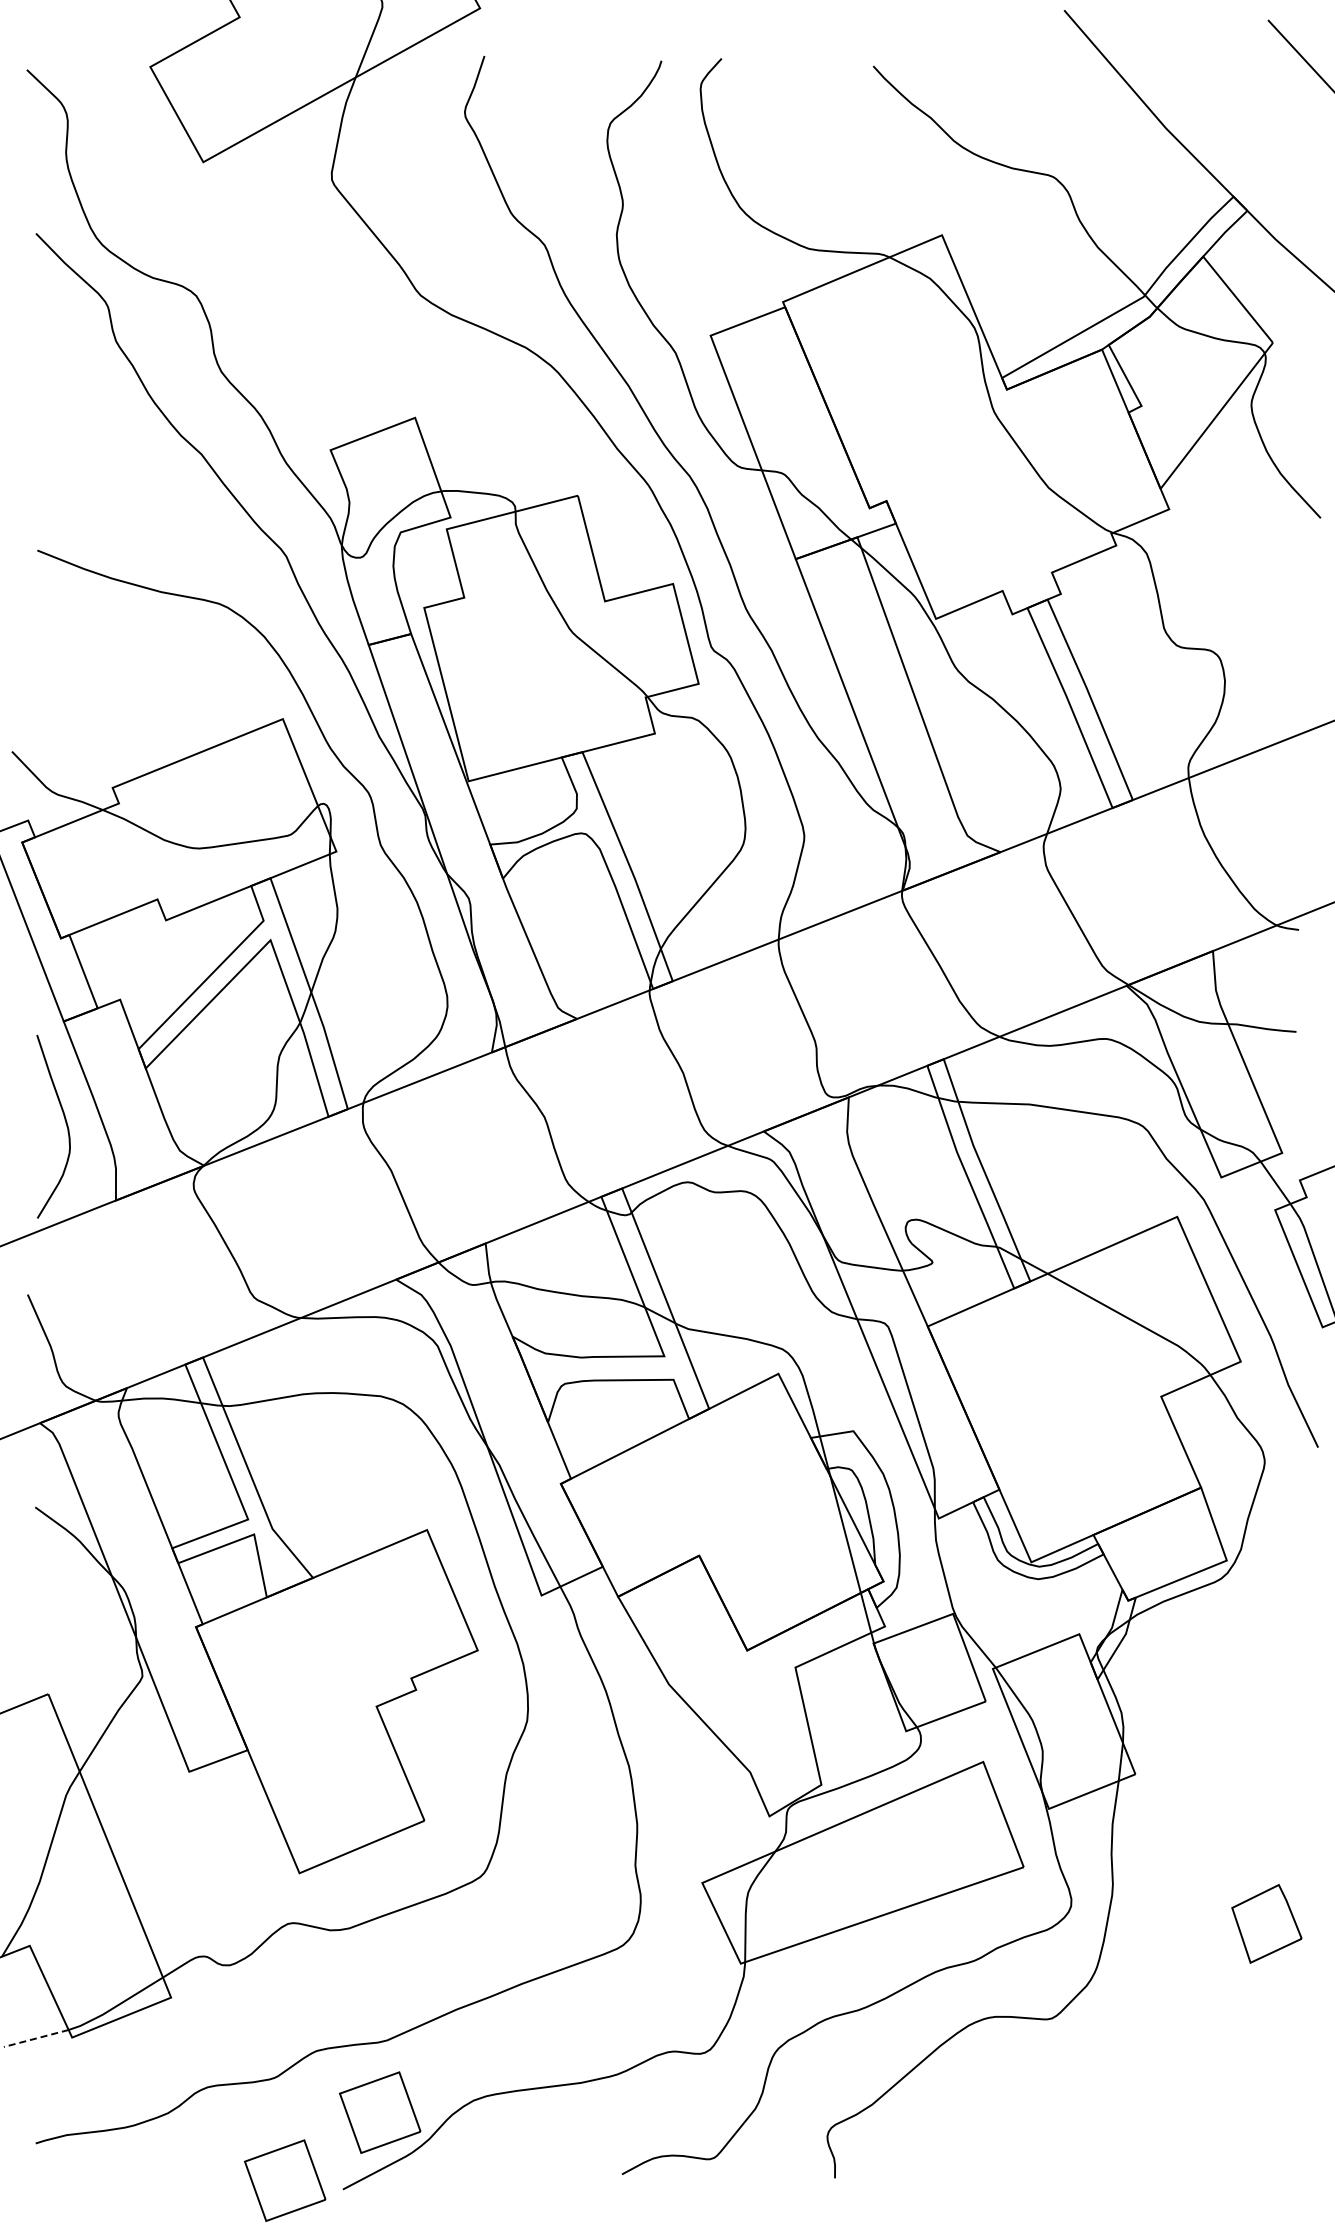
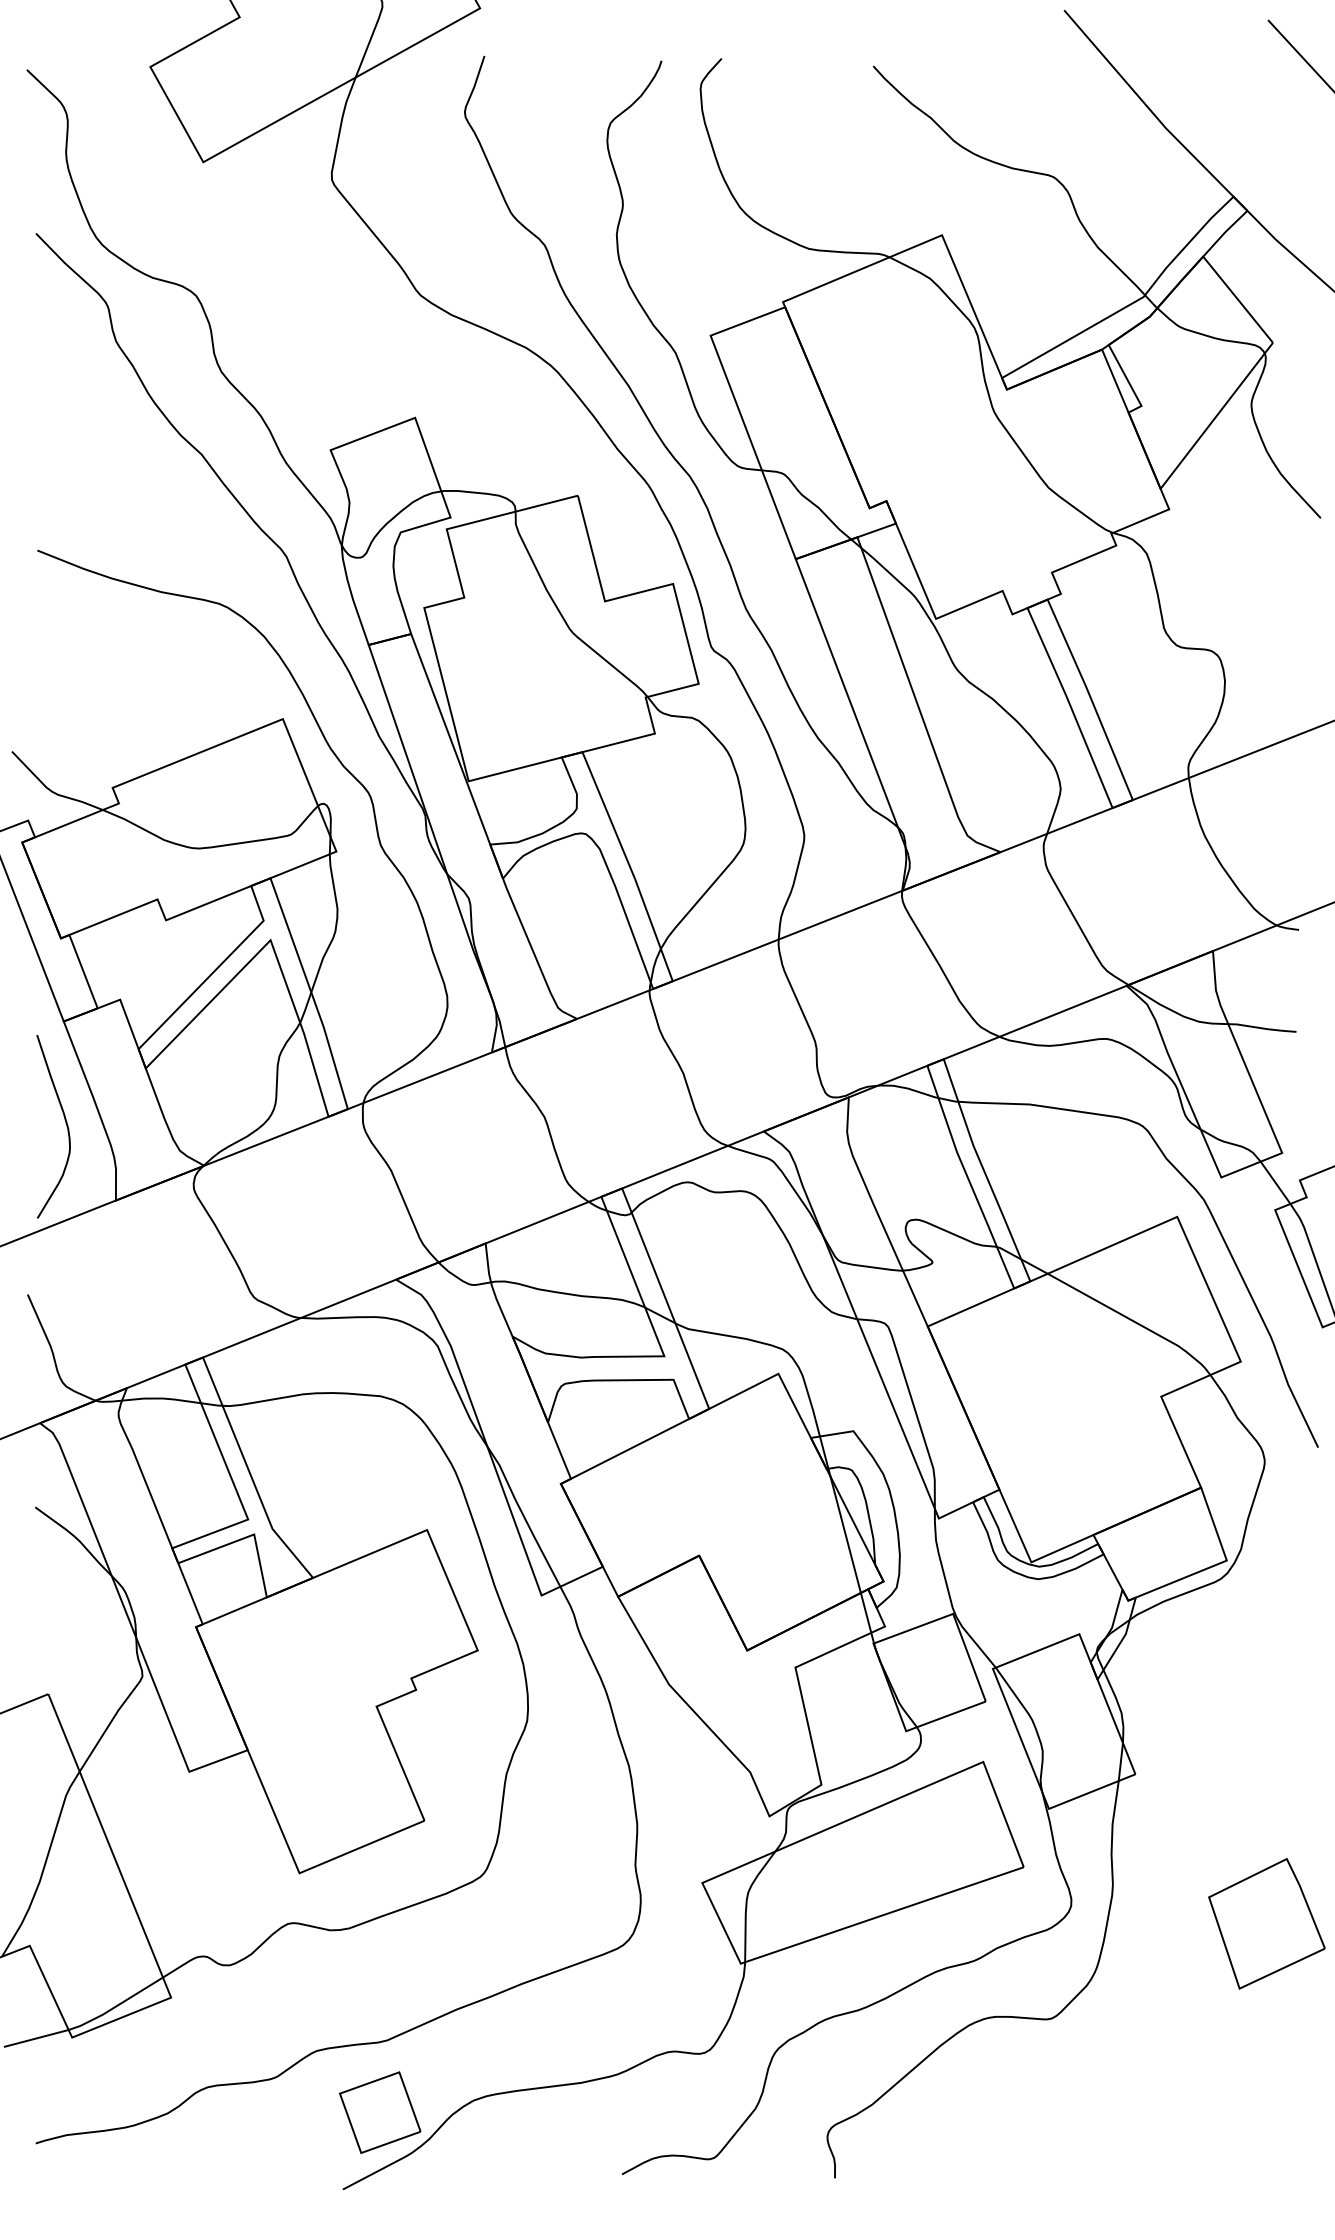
part size: 72x80 px -> 118x132 px (1266, 1923)
line: dashed -> solid (35, 2038)
part: present -> none (285, 2180)
